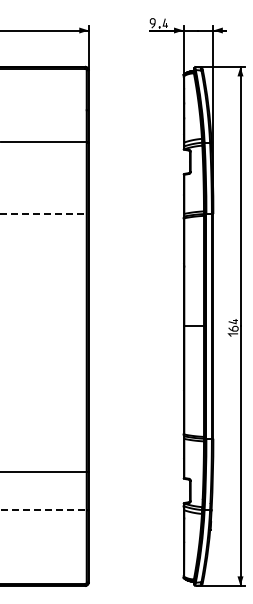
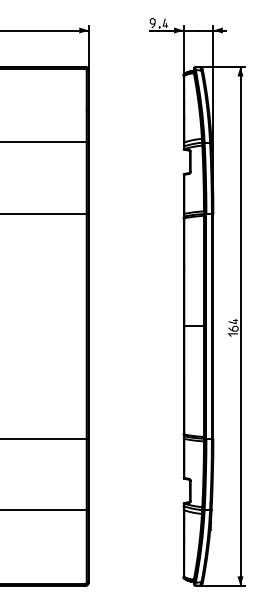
line: dashed -> solid (45, 214)
line position: (45, 471) -> (45, 438) (45, 438)
line: dashed -> solid (44, 510)
